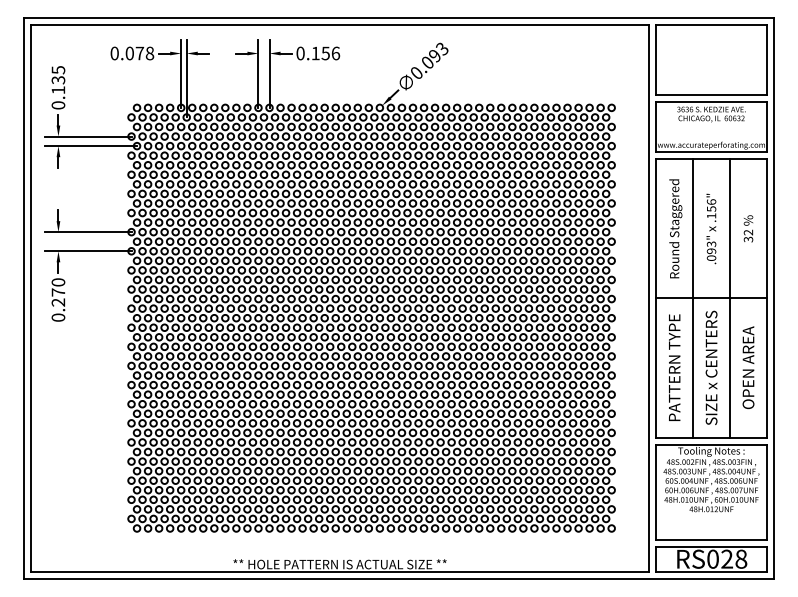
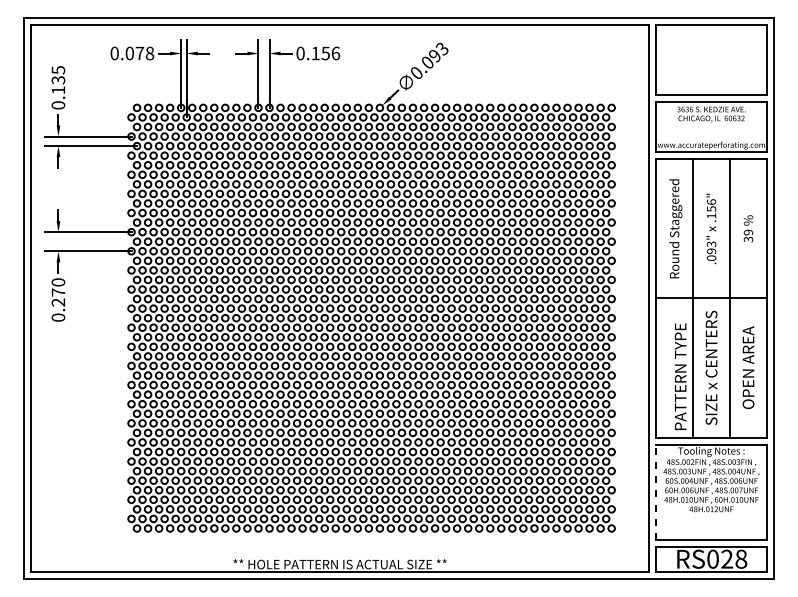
text: 32 -> 39 (748, 232)
text position: (674, 367) -> (680, 376) (680, 376)
line: solid -> dashed (656, 492)
